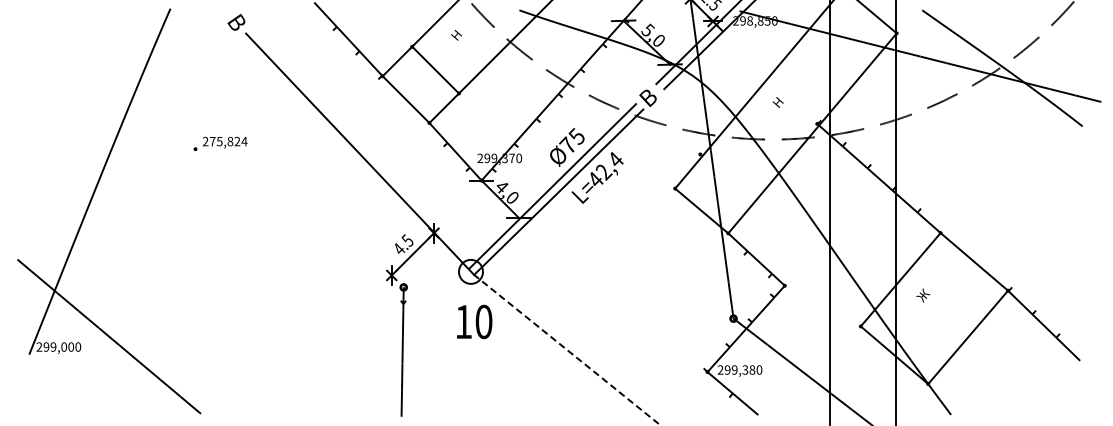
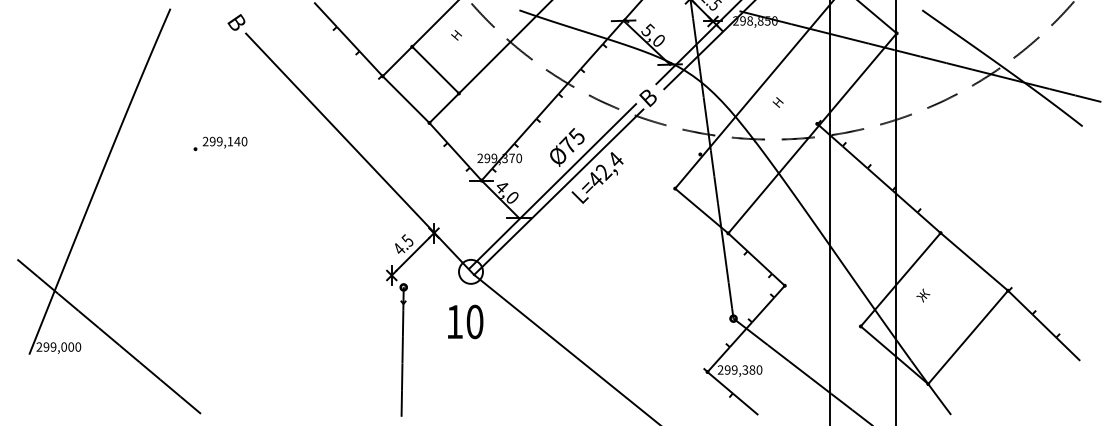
text: 275,824 -> 299,140 (228, 141)
text position: (474, 321) -> (465, 321) (465, 321)
line: dashed -> solid (567, 350)
